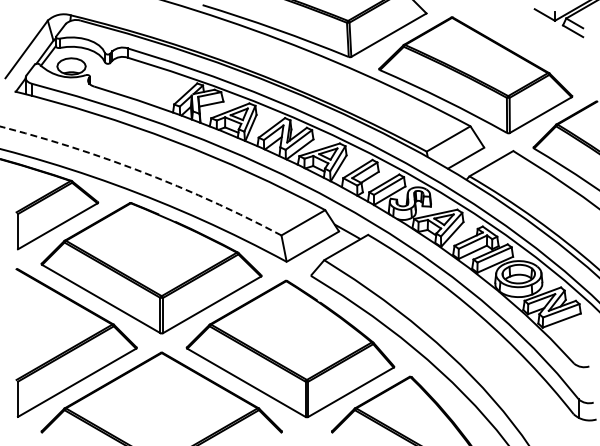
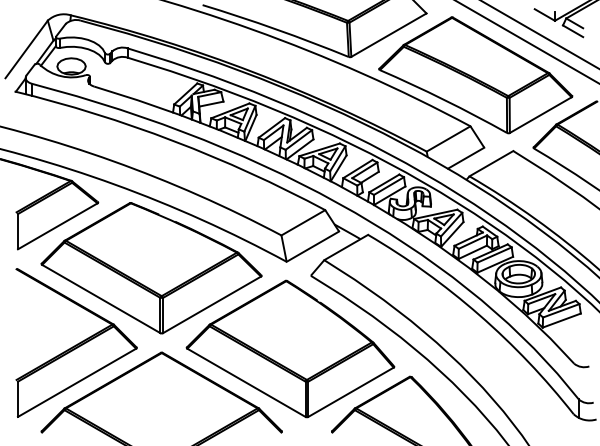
line: none -> present (539, 34)
line: none -> present (527, 42)
arc: dashed -> solid (143, 172)
